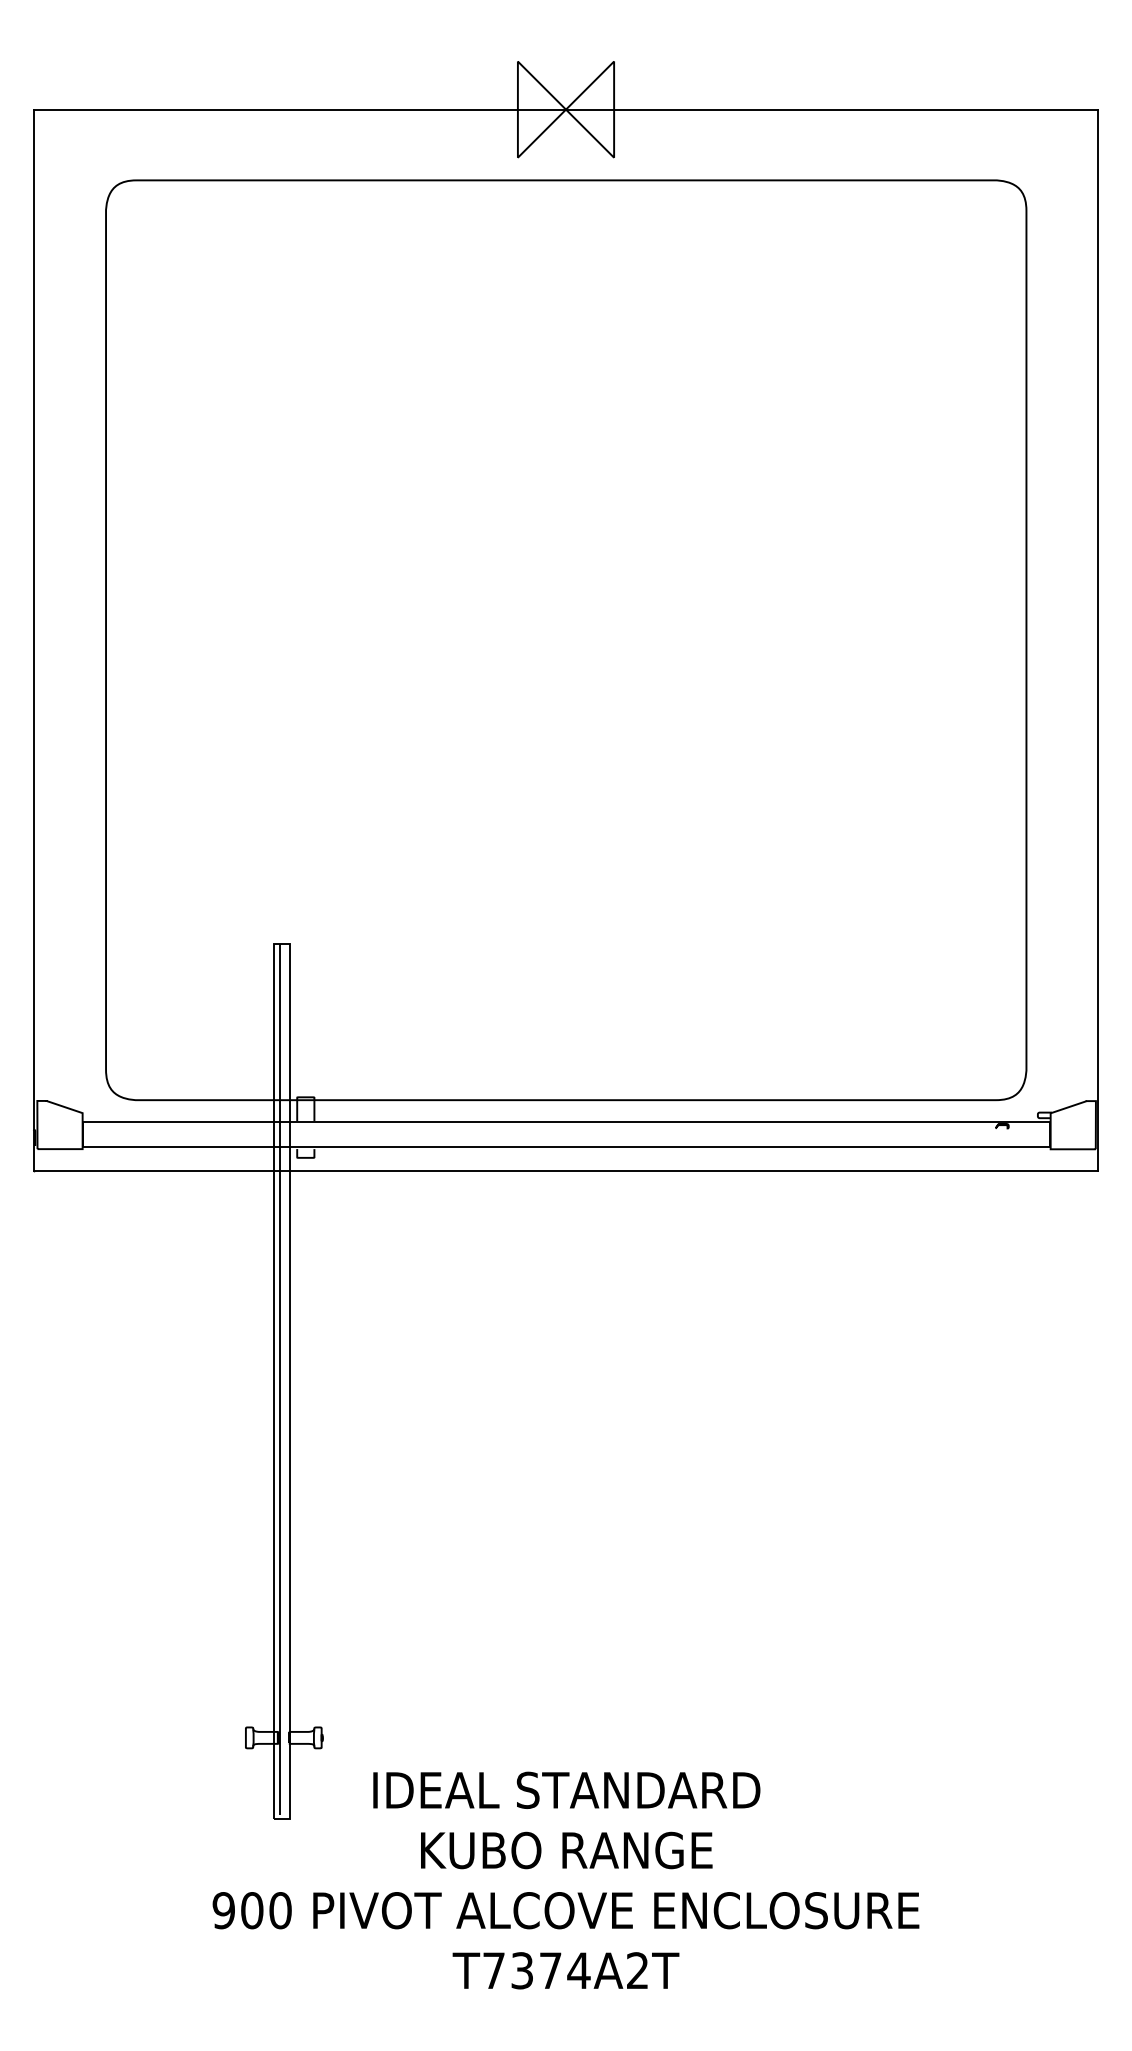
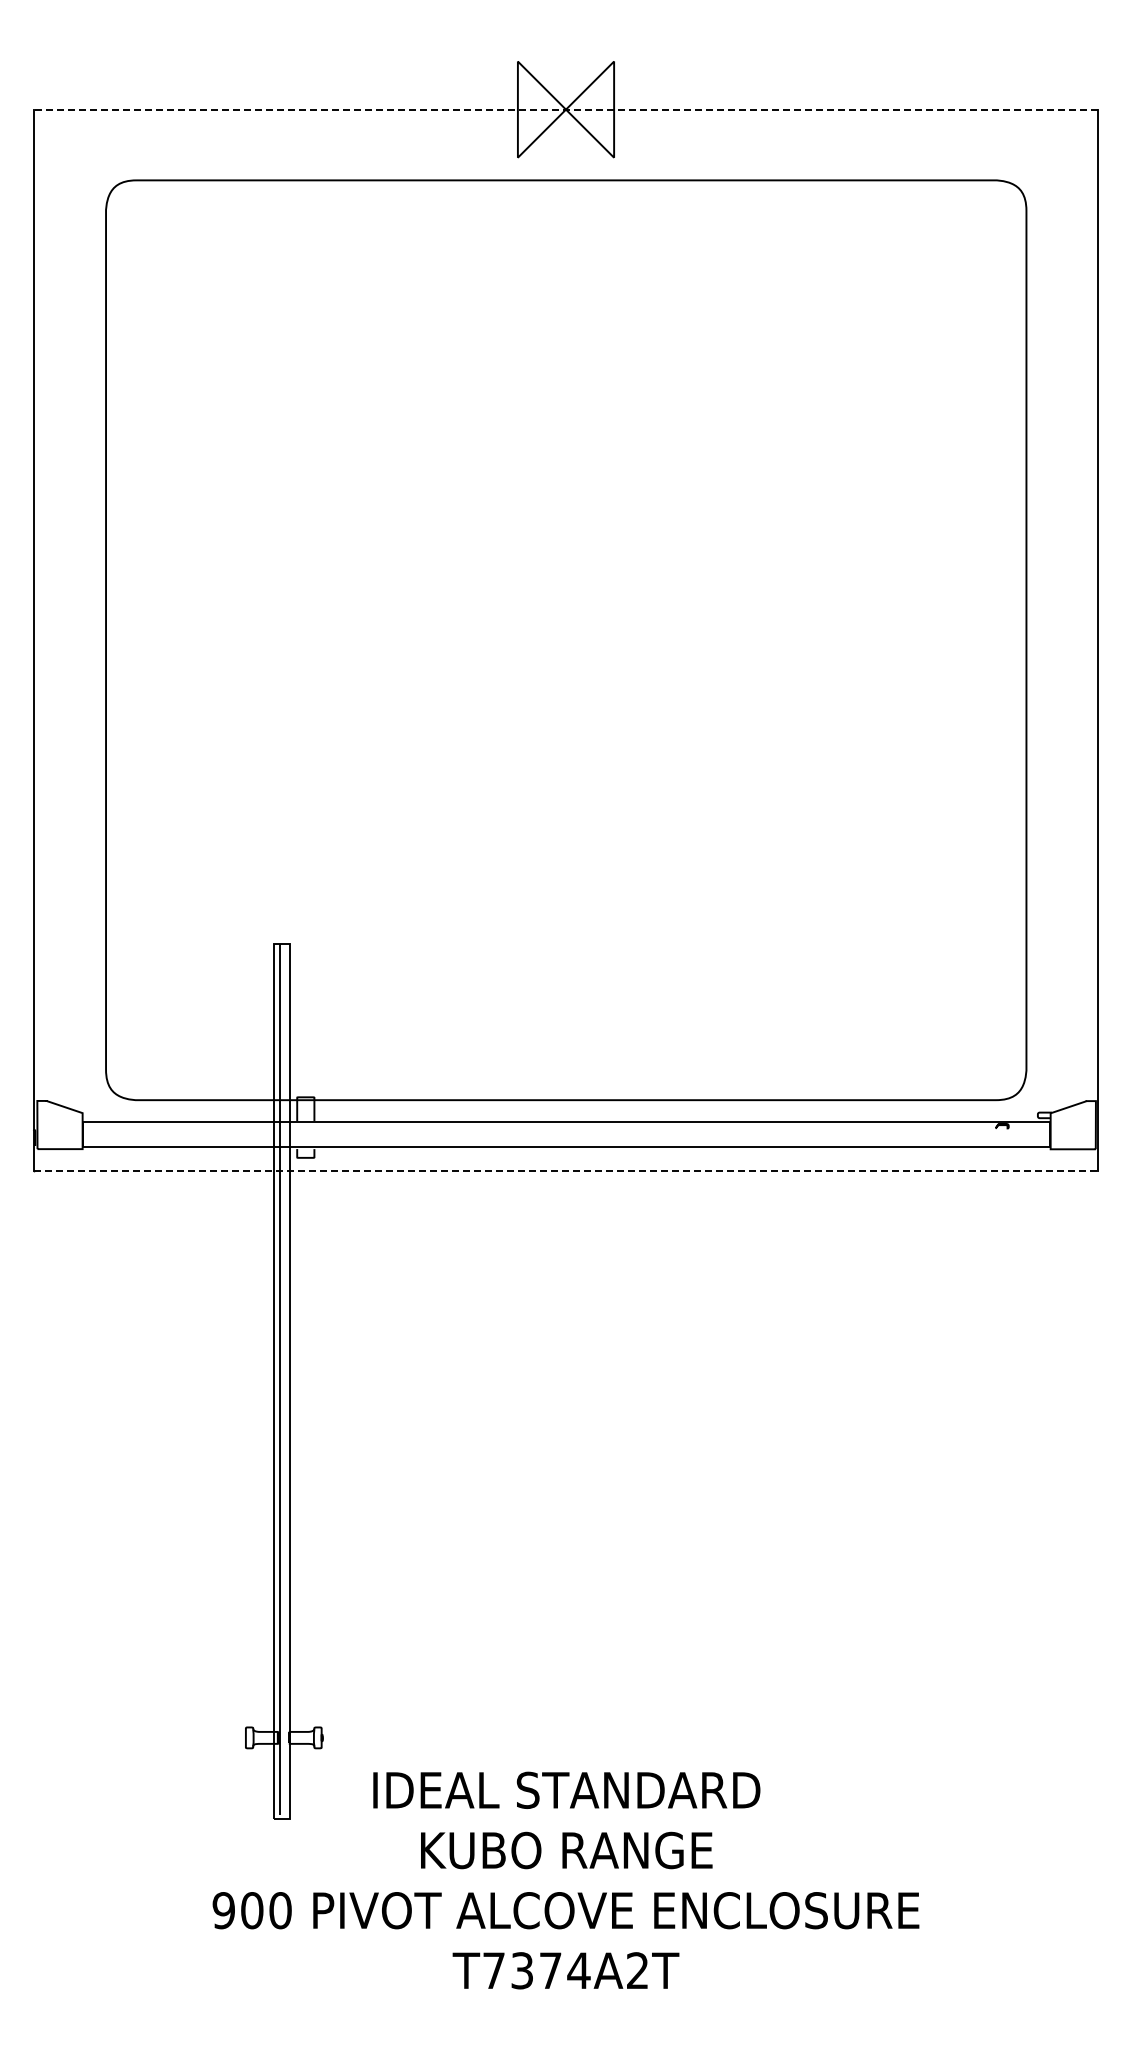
line: solid -> dashed (565, 109)
line: solid -> dashed (566, 1170)
